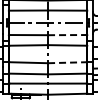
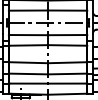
line: dashed -> solid (67, 35)
line: dashed -> solid (67, 62)
